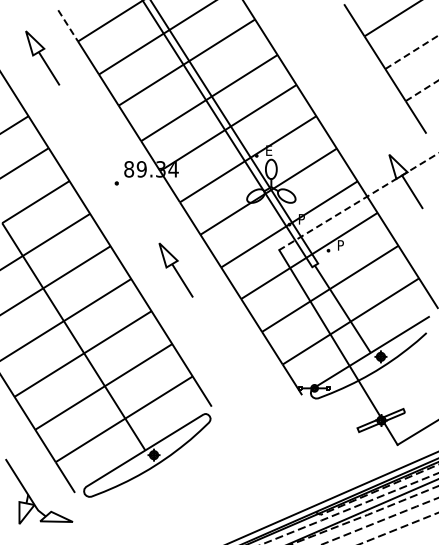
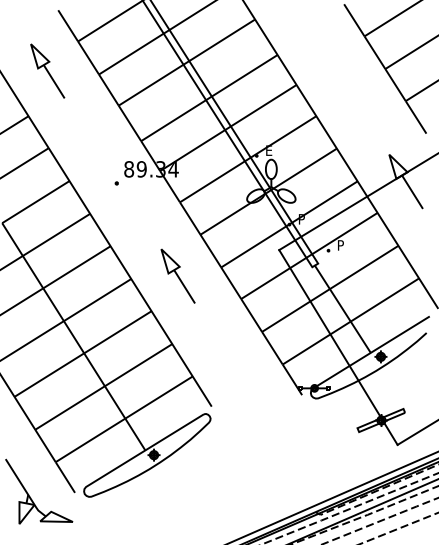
line: dashed -> solid (68, 26)
line: dashed -> solid (412, 51)
part position: (42, 57) -> (47, 70) (47, 70)
line: dashed -> solid (422, 90)
line: dashed -> solid (358, 201)
part position: (175, 269) -> (177, 275) (177, 275)
